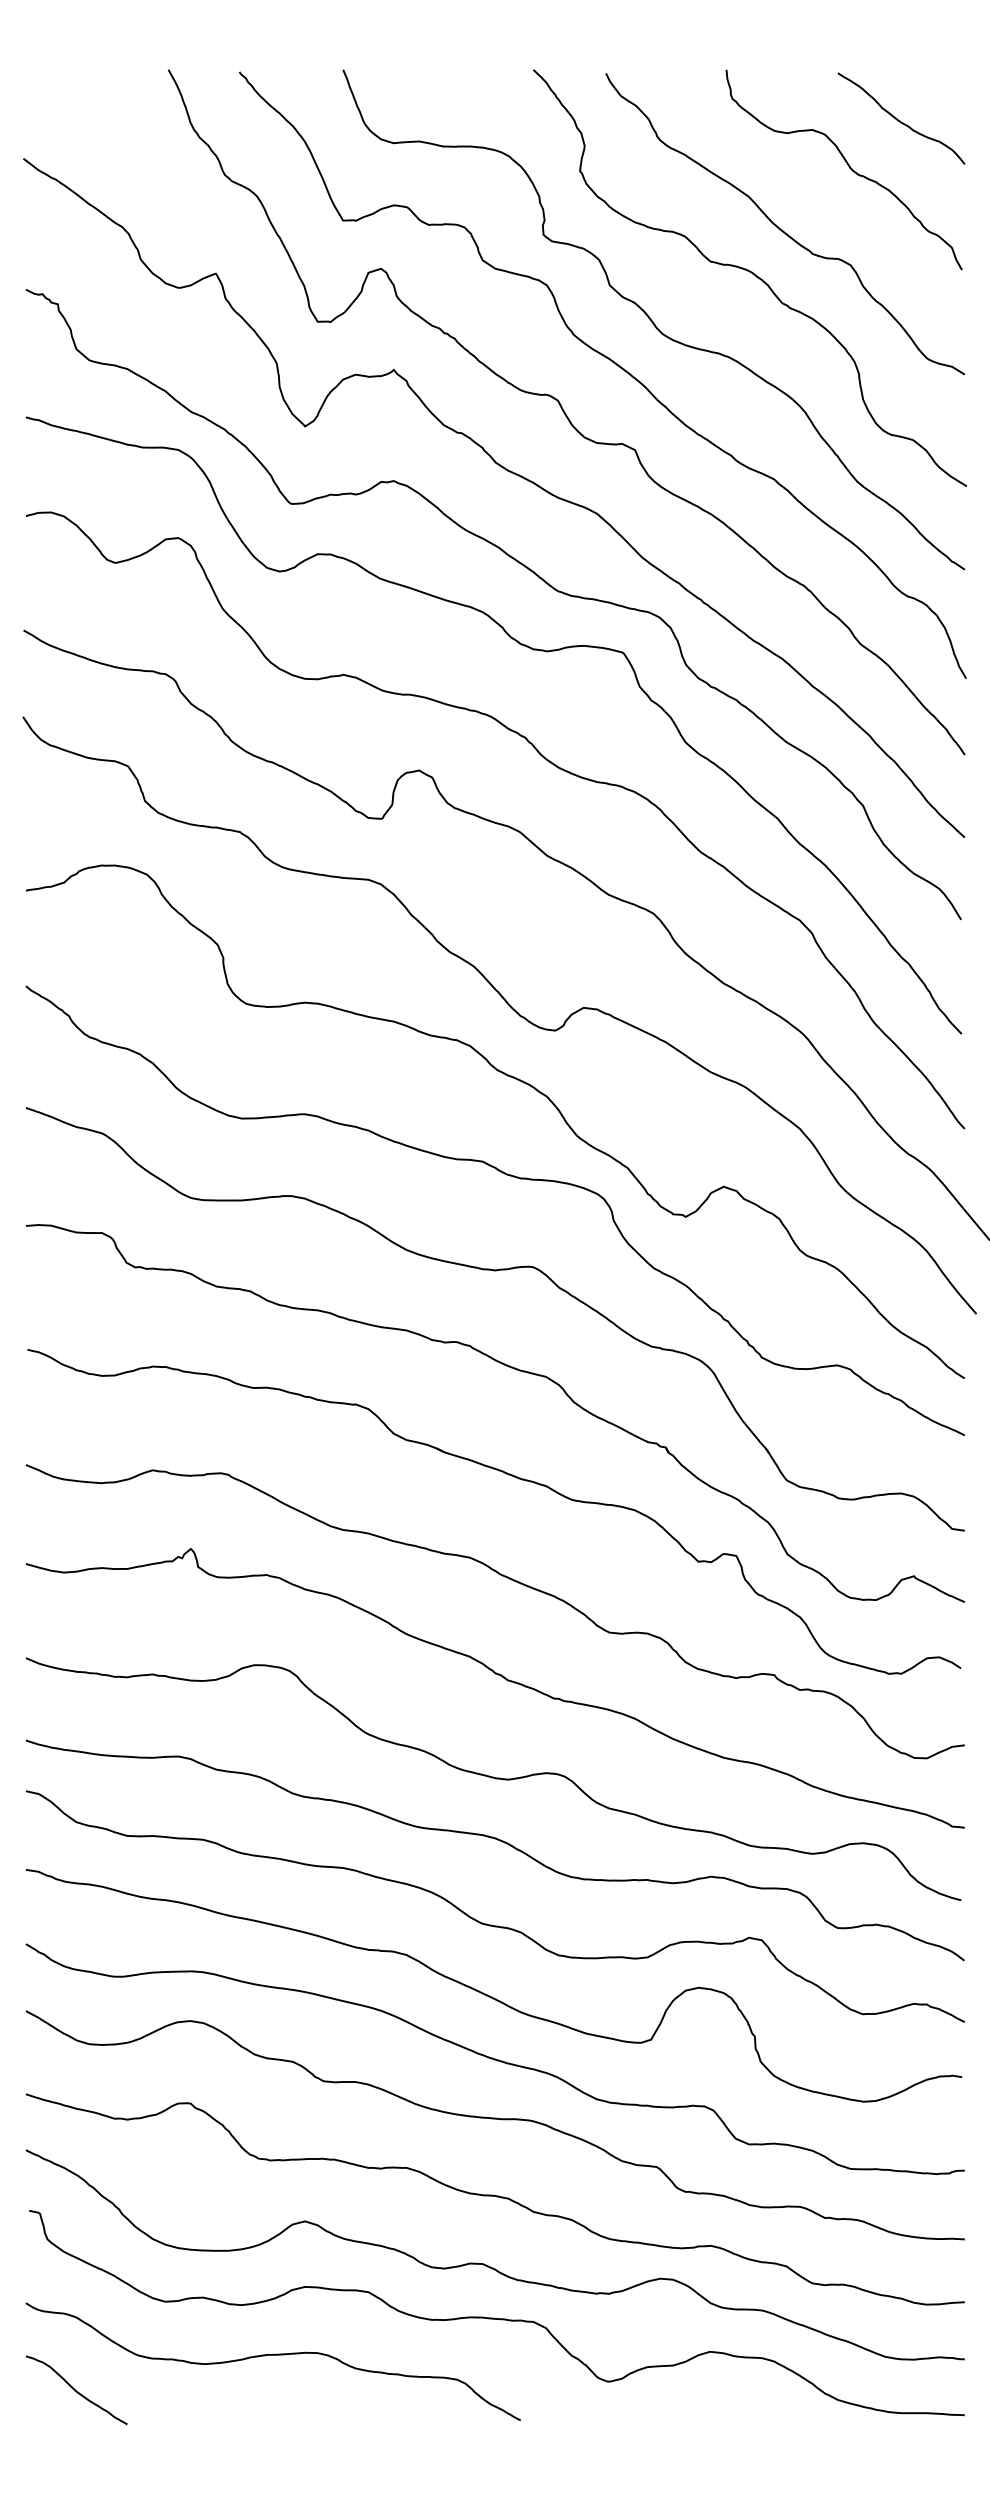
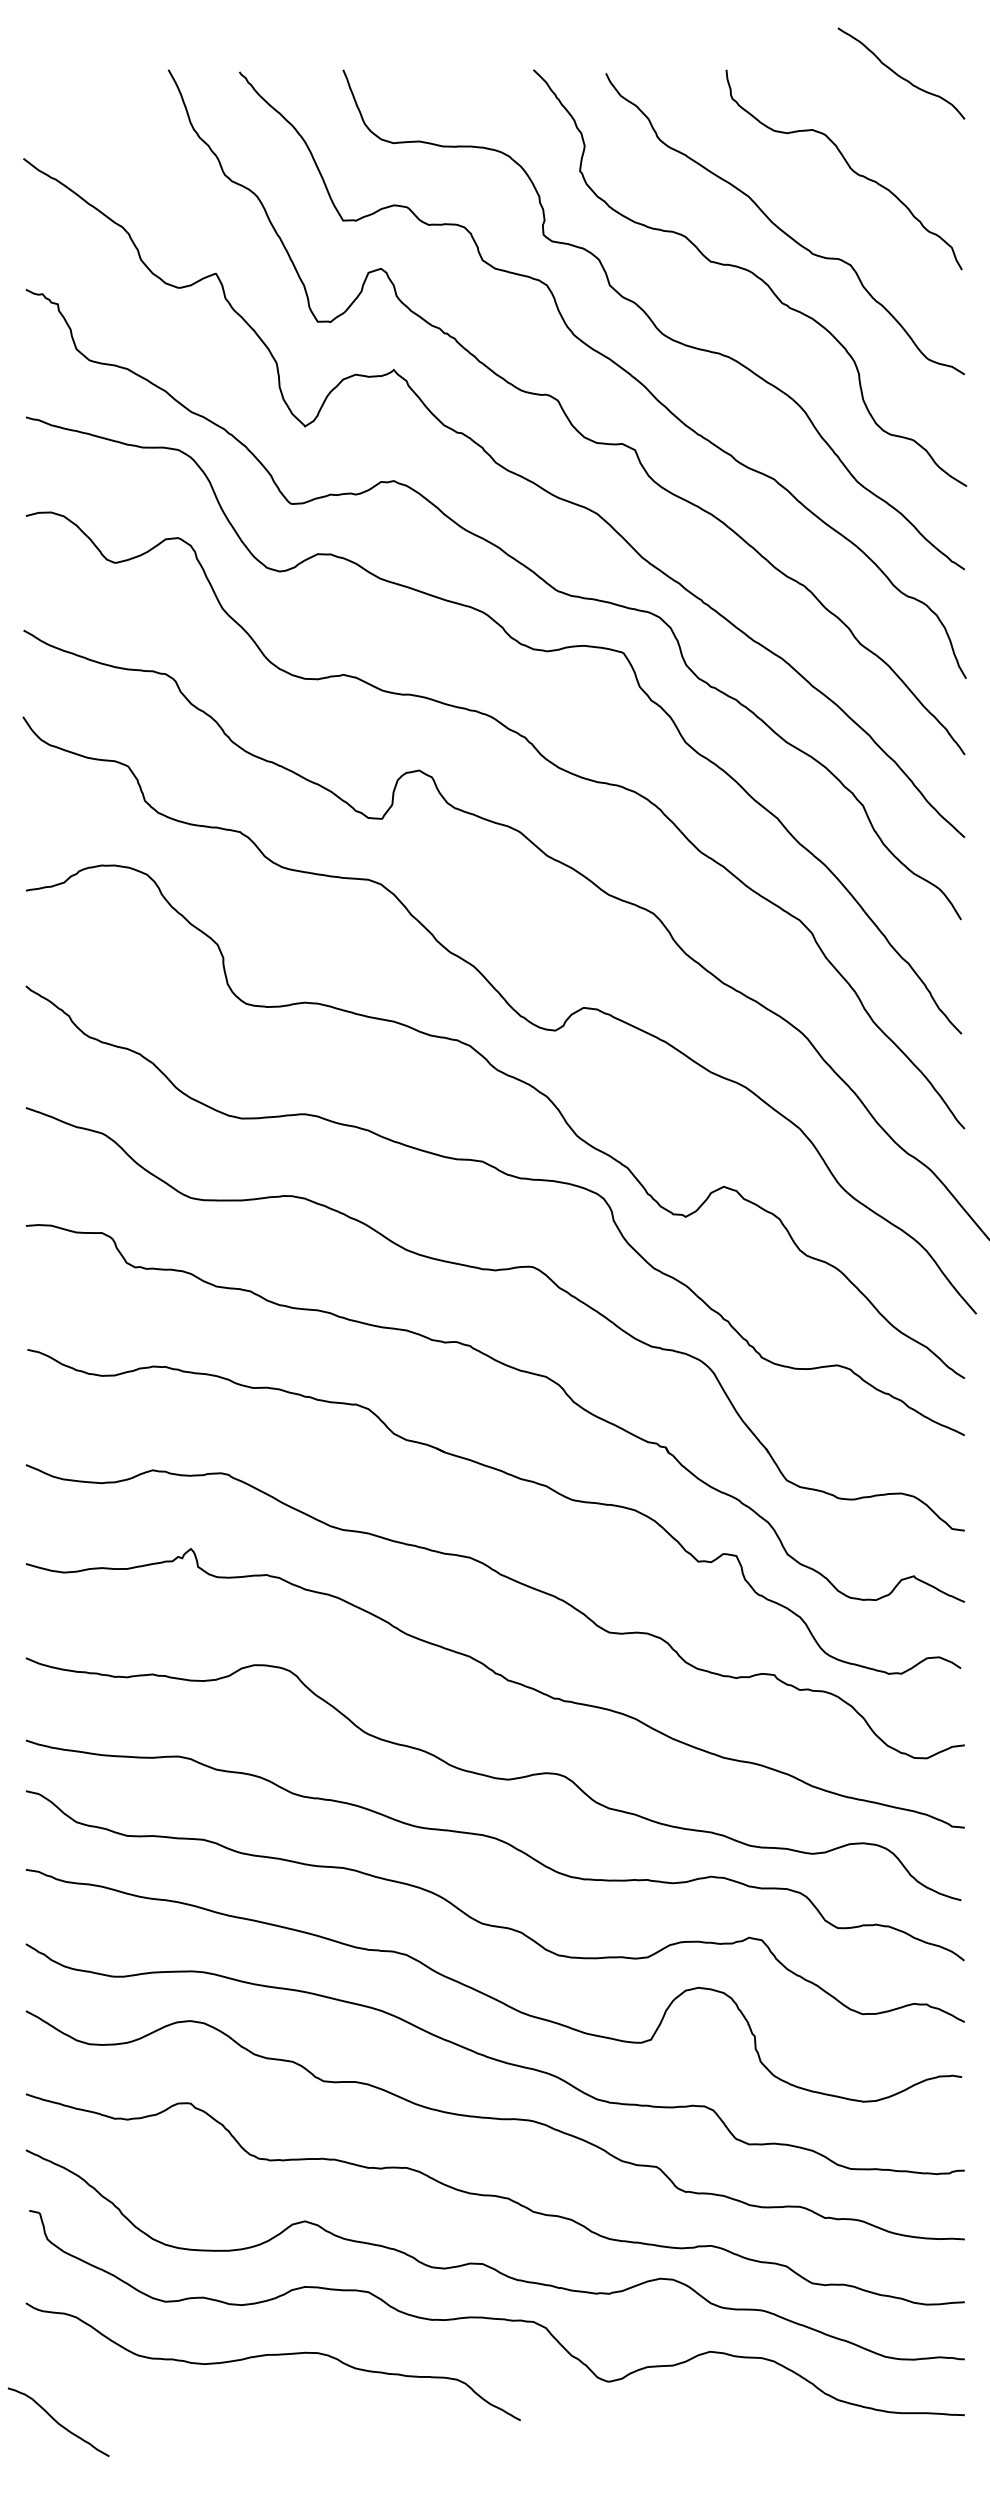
curve position: (900, 120) -> (900, 75) (900, 75)
curve position: (75, 2389) -> (57, 2421) (57, 2421)
